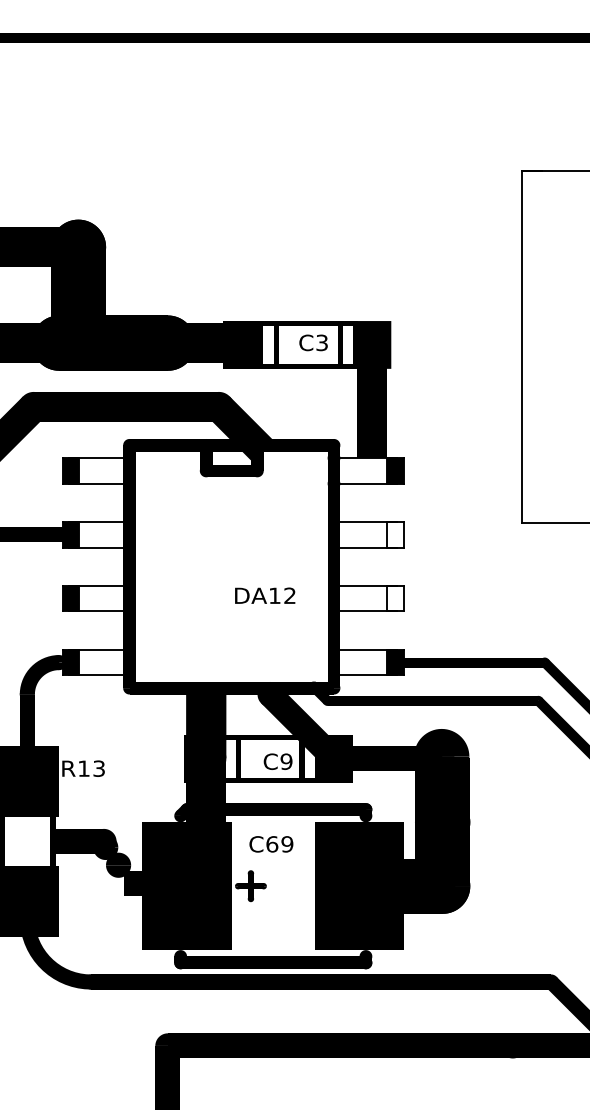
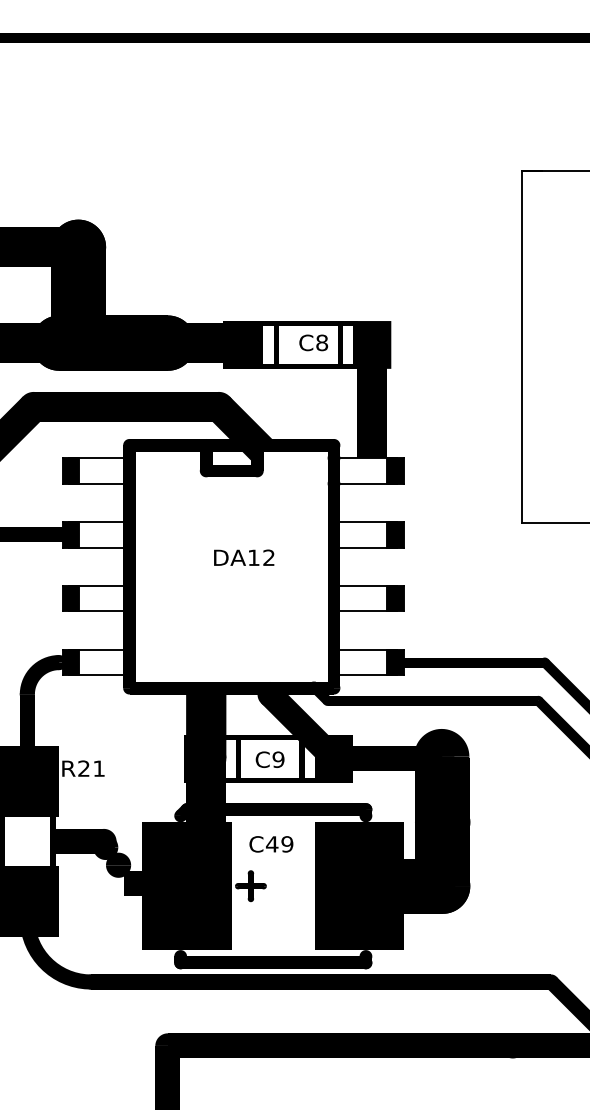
text: C3 -> C8 (322, 342)
fill: none -> present (395, 534)
text position: (265, 595) -> (244, 557) (244, 557)
fill: none -> present (395, 598)
text position: (277, 761) -> (269, 759) (269, 759)
text: R13 -> R21 (91, 768)
text: C69 -> C49 (271, 844)
